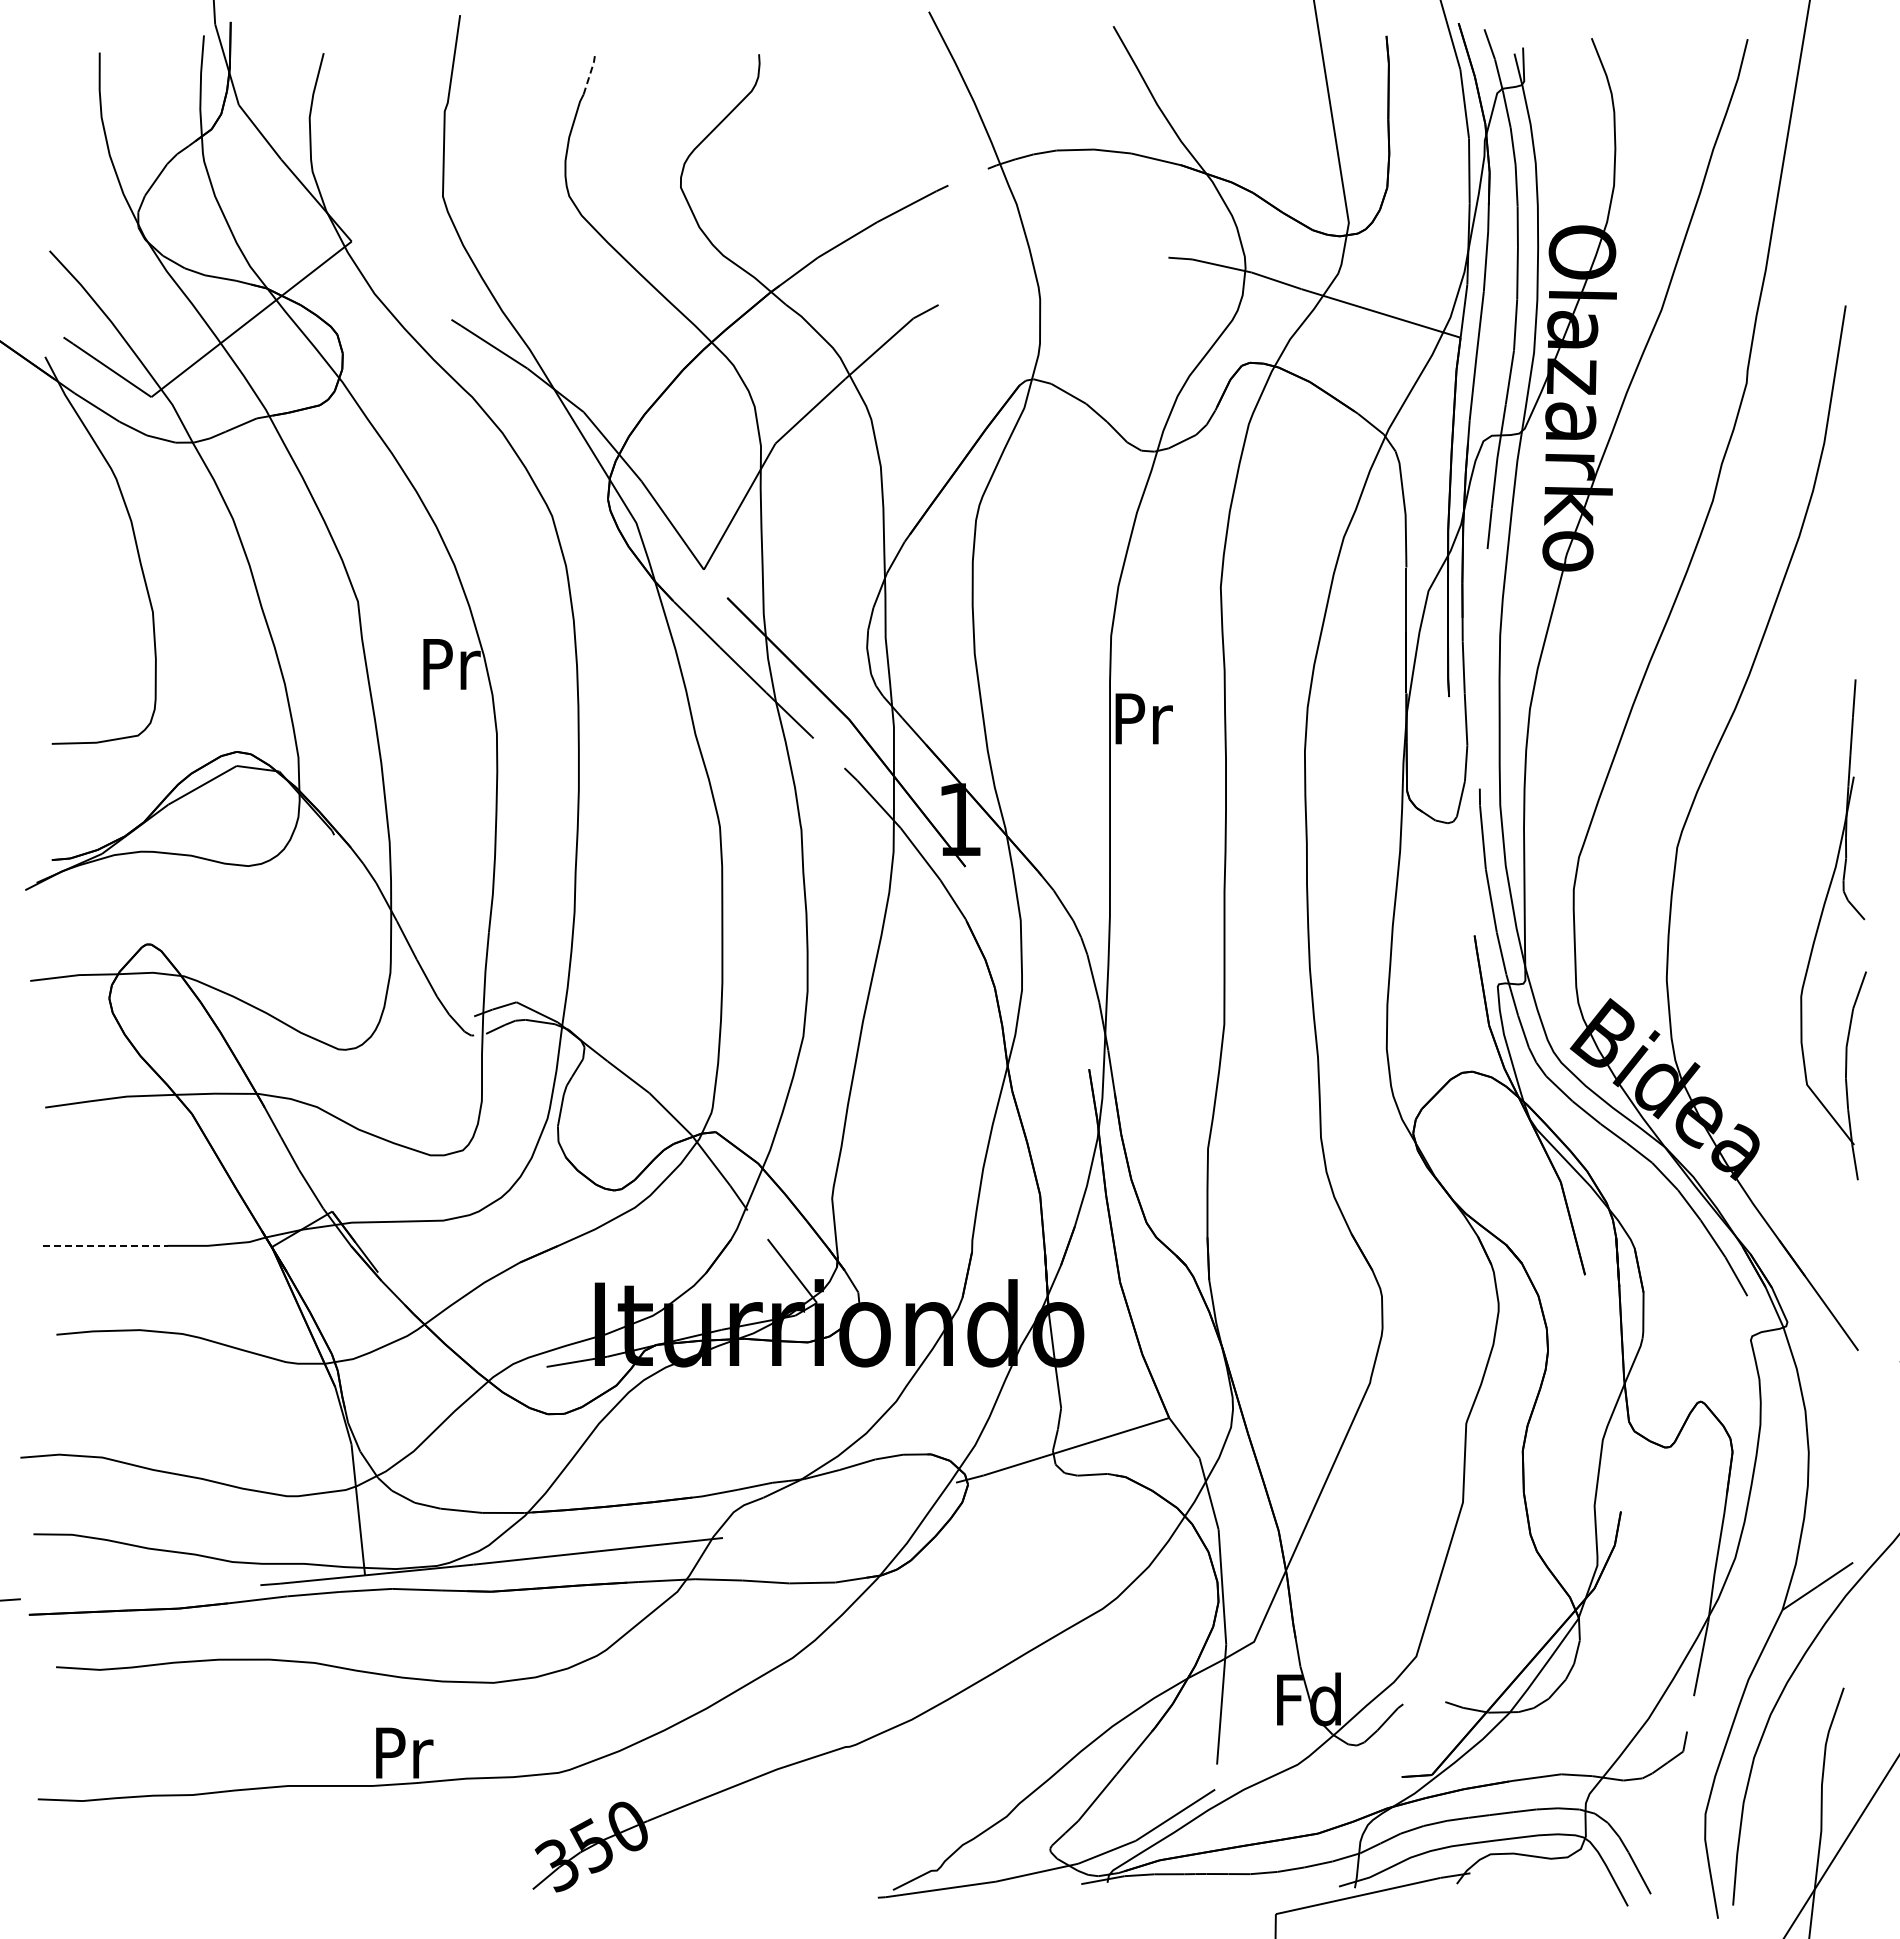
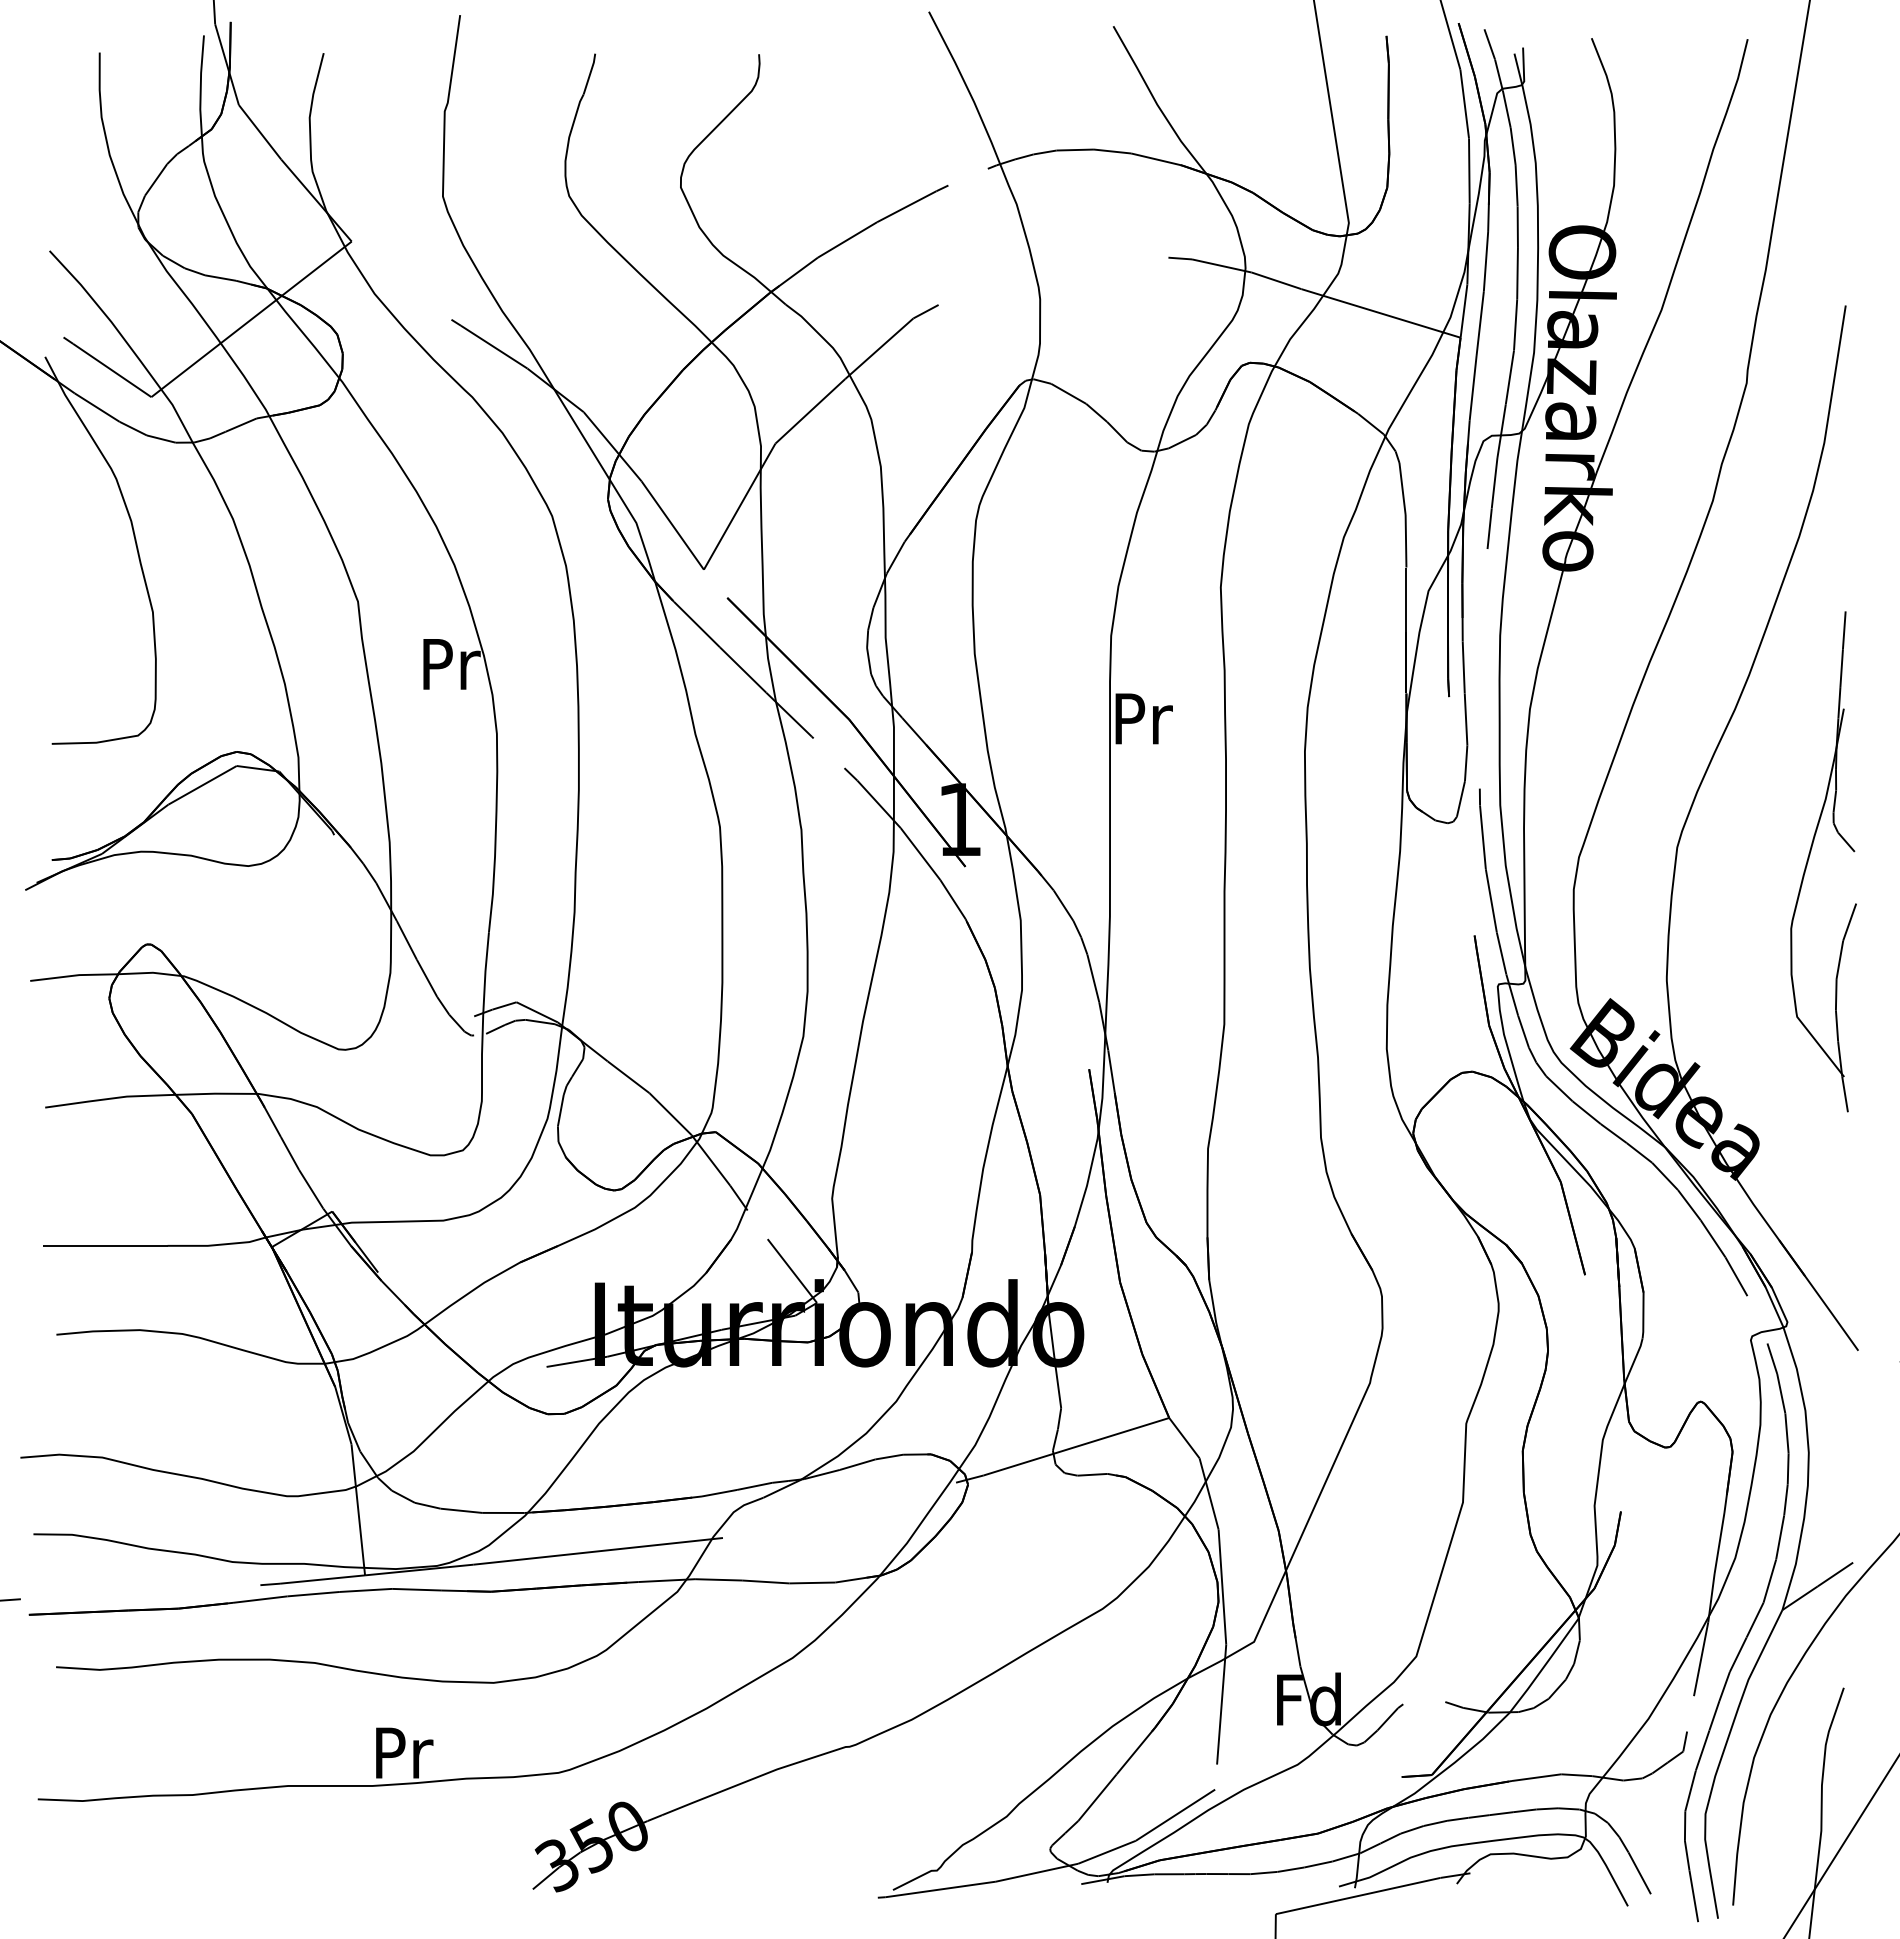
line: dashed -> solid (590, 73)
part position: (1820, 923) -> (1810, 855) (1810, 855)
line: dashed -> solid (105, 1245)
curve: none -> present (1745, 1637)
